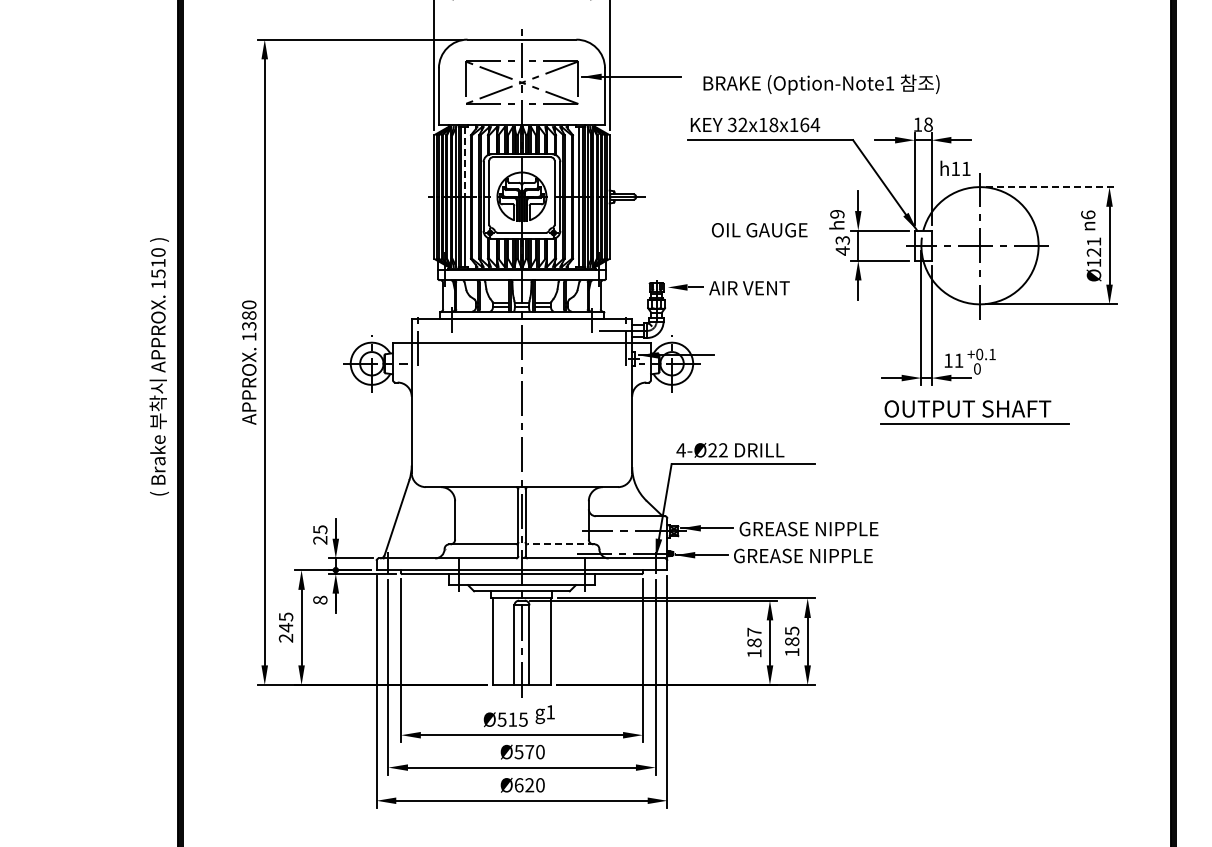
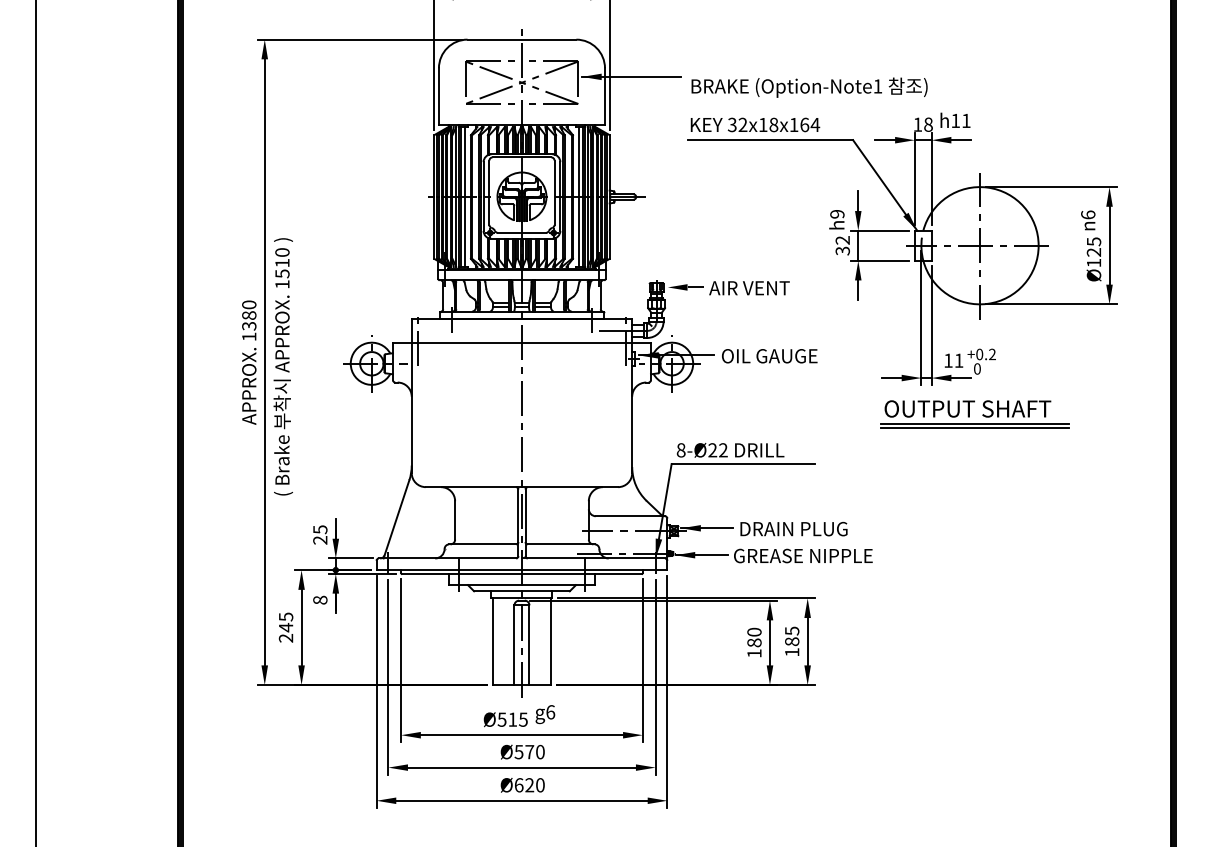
text position: (821, 84) -> (809, 87) (809, 87)
line: dashed -> solid (465, 162)
text position: (955, 167) -> (955, 119) (955, 119)
line: dashed -> solid (1051, 187)
text position: (759, 230) -> (769, 356) (769, 356)
text: Ø121 -> Ø125 (1094, 241)
text: 43 -> 32 (842, 245)
text: +0.1 -> +0.2 (992, 353)
text position: (158, 366) -> (282, 366) (282, 366)
line: none -> present (36, 422)
line: none -> present (974, 428)
text: 4-Ø22 -> 8-Ø22 (680, 450)
text: GREASE NIPPLE -> DRAIN PLUG (808, 528)
line: dashed -> solid (560, 544)
text: 187 -> 180 (754, 631)
text: g1 -> g6 (550, 712)
